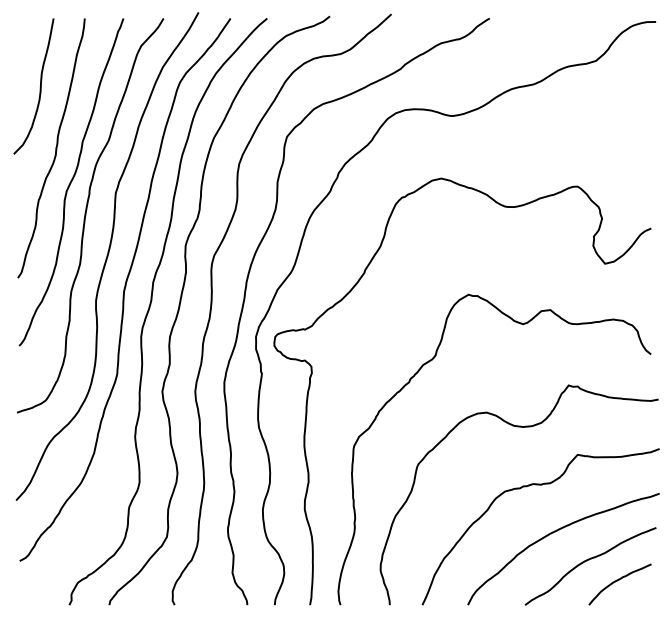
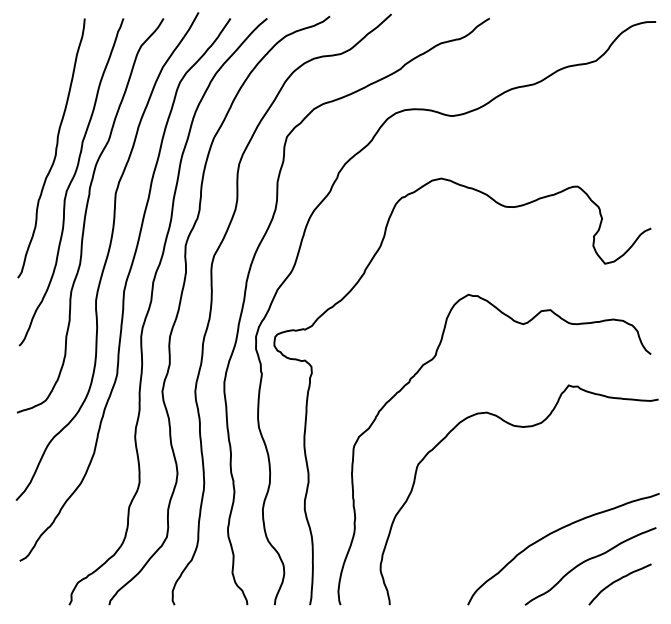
curve: present -> none (39, 87)
curve: present -> none (540, 485)
